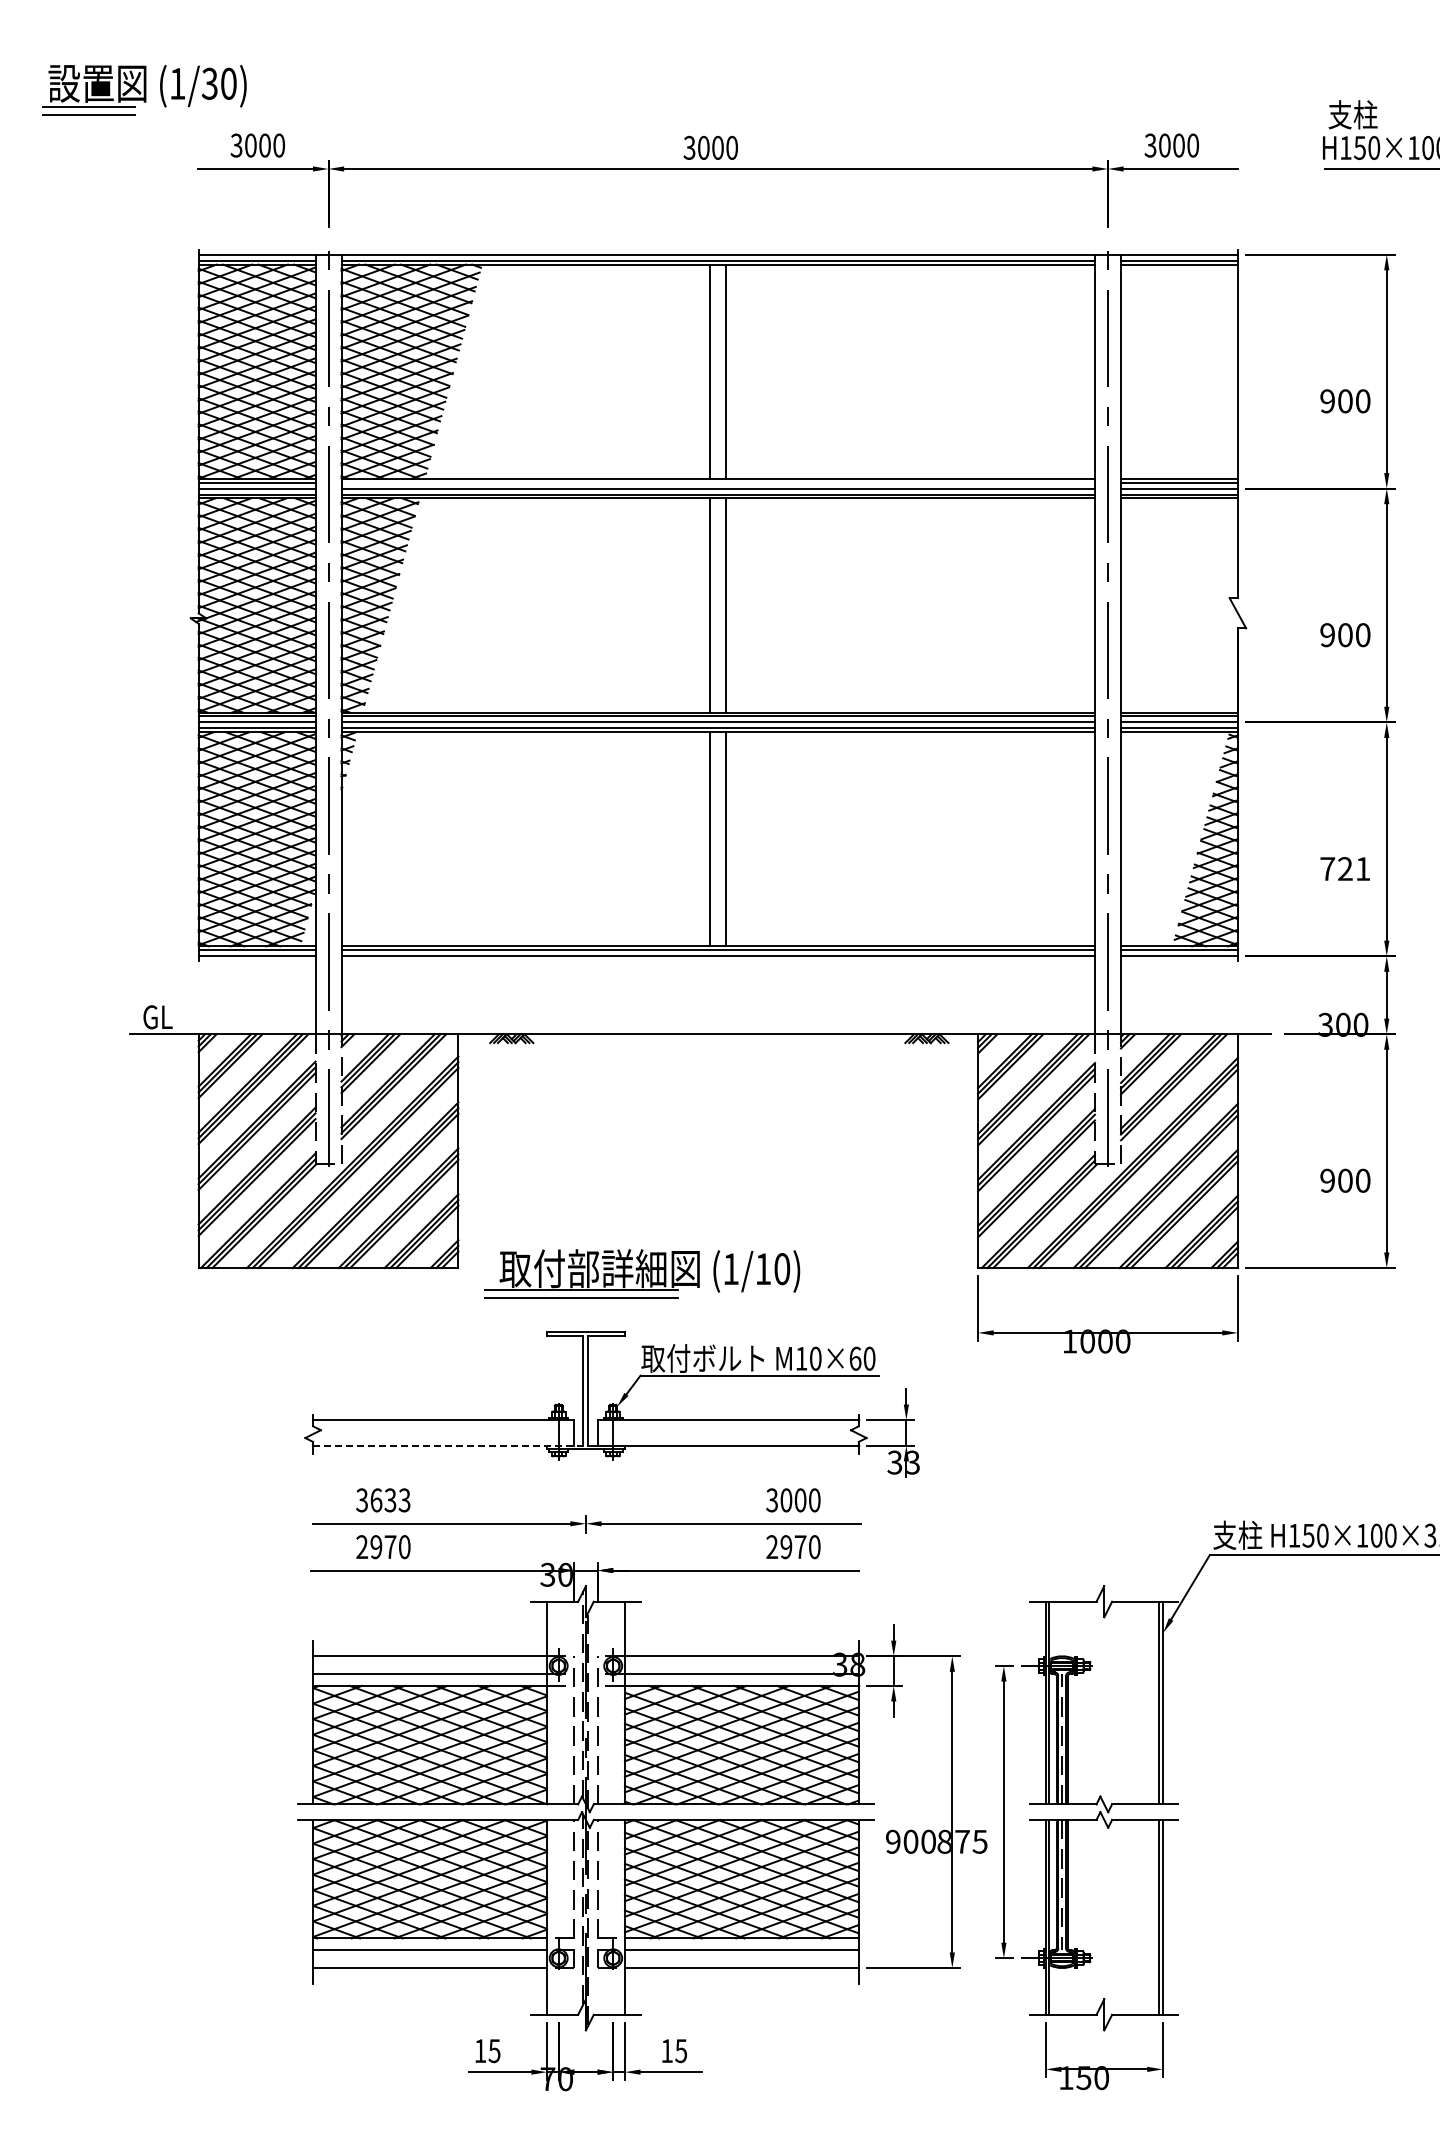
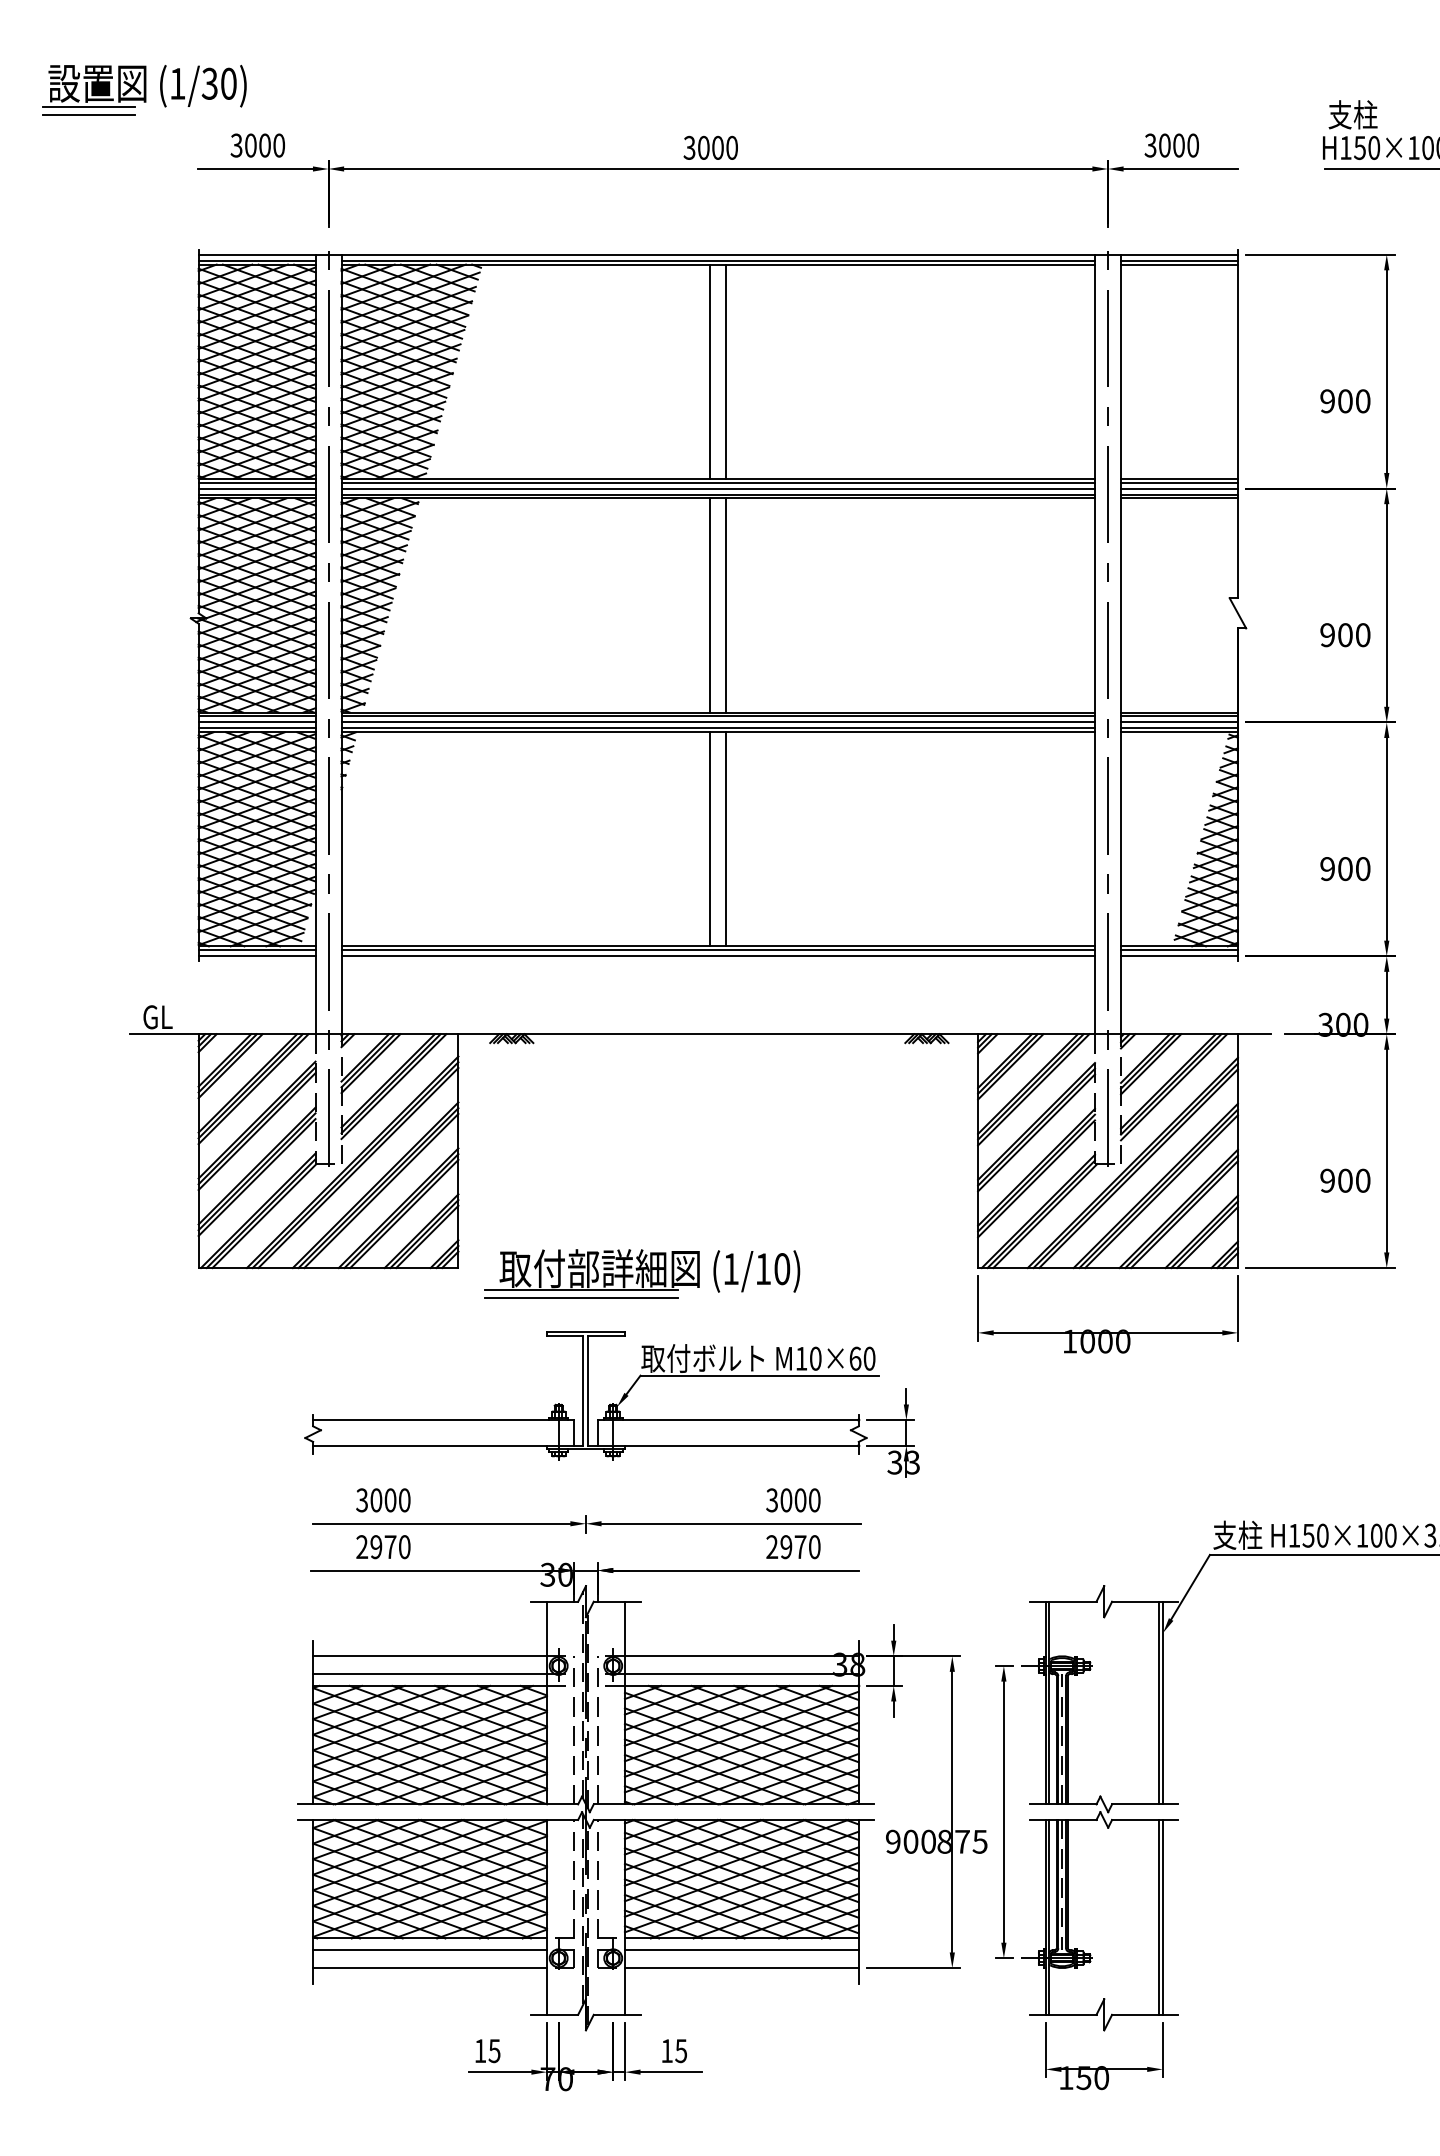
line: none -> present (718, 482)
text: 721 -> 900 (1345, 869)
line: dashed -> solid (448, 1445)
text: 3633 -> 3000 (390, 1500)
